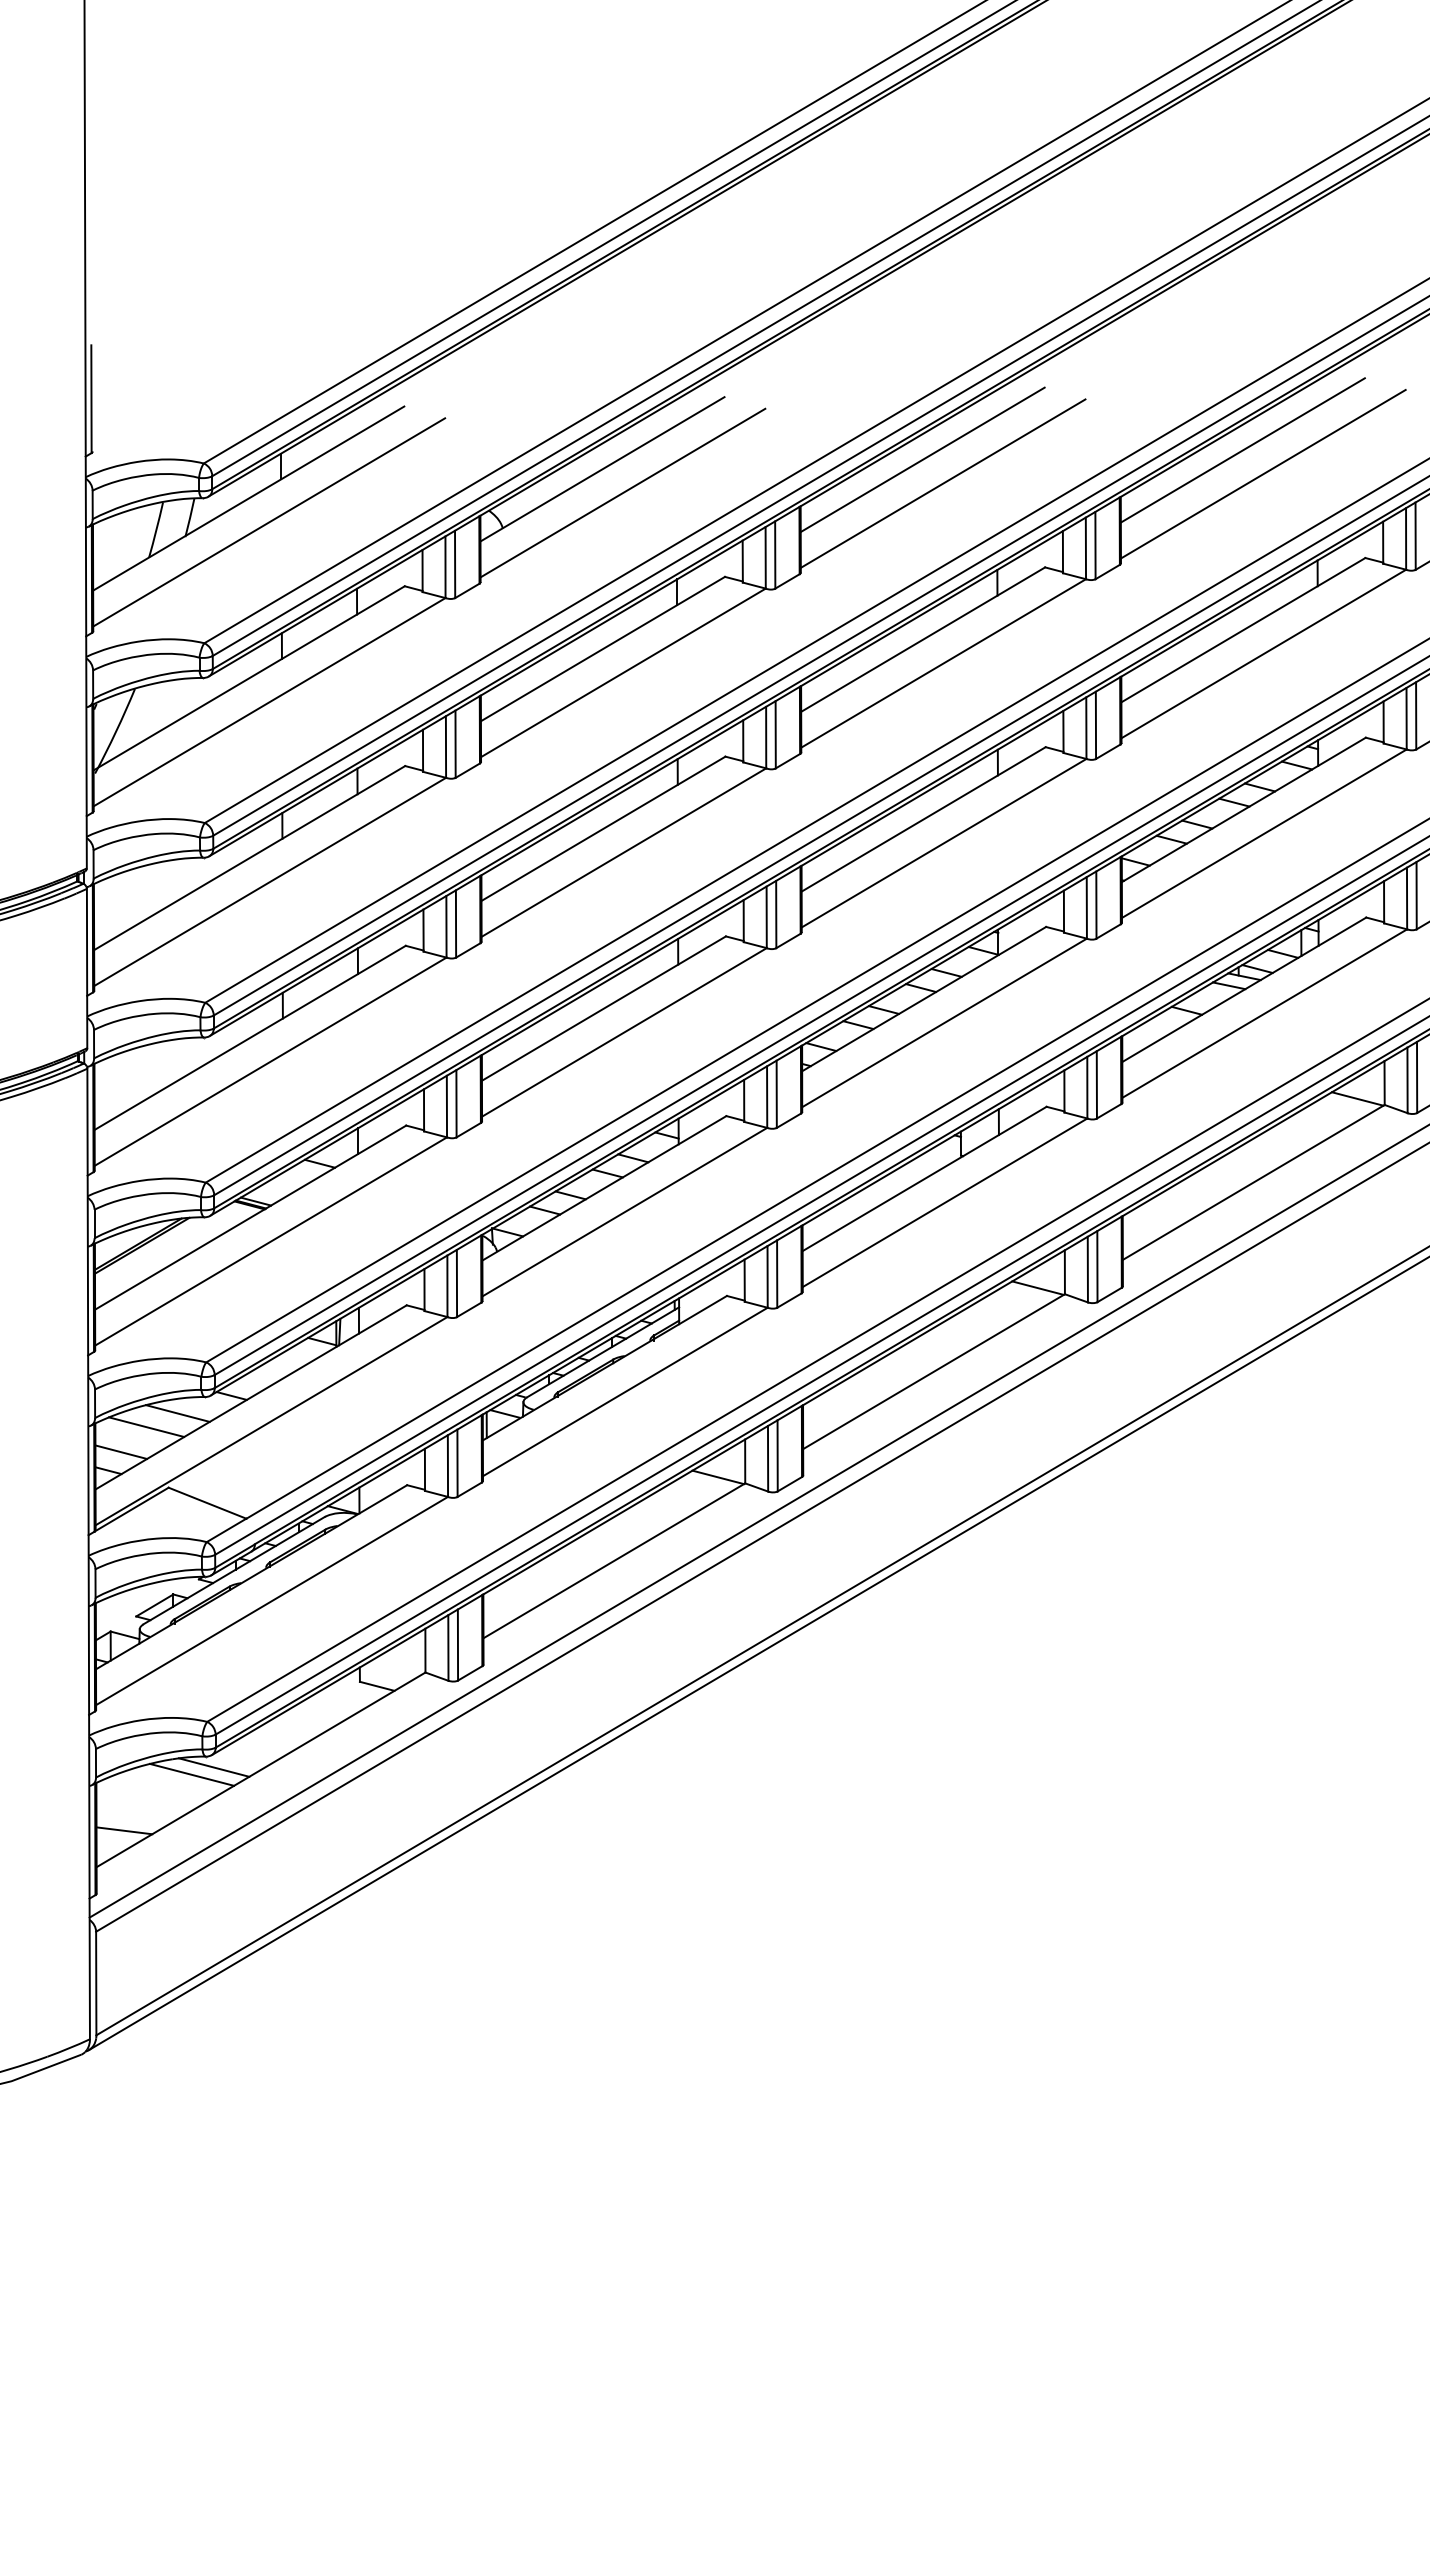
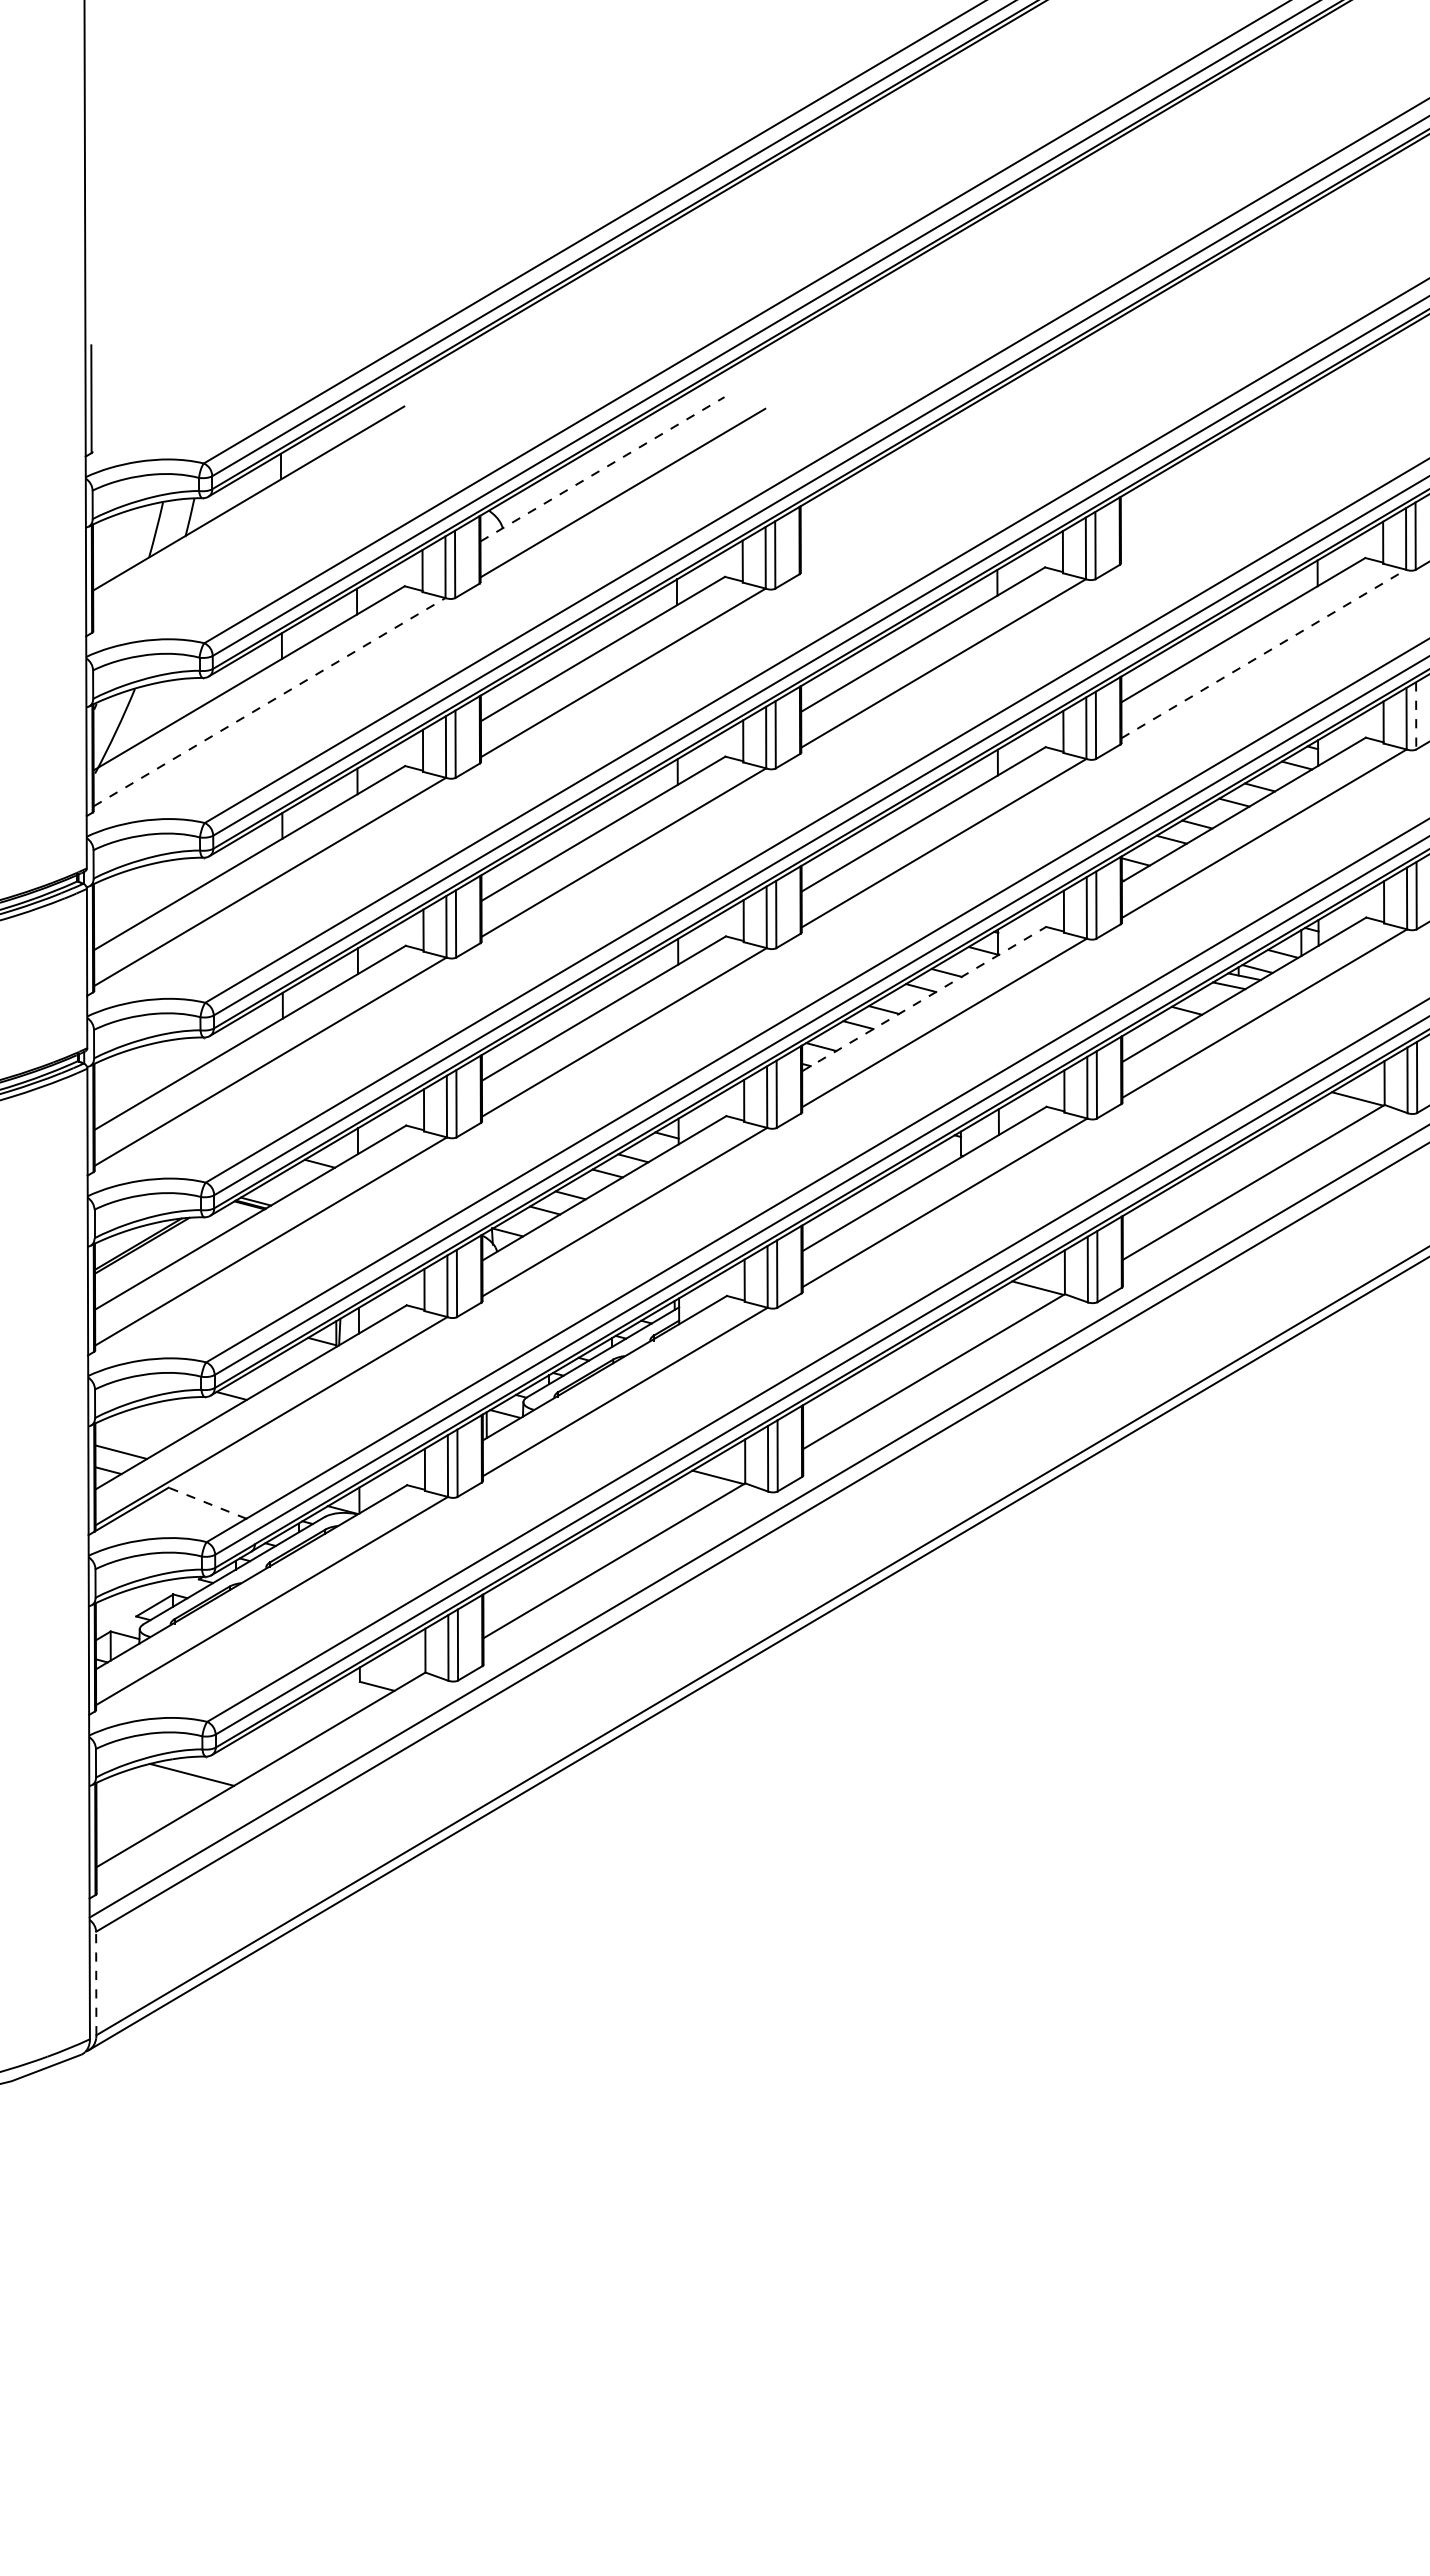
line: present -> none (1242, 450)
line: present -> none (922, 459)
line: solid -> dashed (602, 469)
line: present -> none (1262, 473)
line: present -> none (942, 483)
line: present -> none (269, 522)
line: solid -> dashed (1264, 653)
line: solid -> dashed (270, 701)
line: solid -> dashed (1416, 715)
line: solid -> dashed (924, 999)
line: present -> none (177, 1413)
line: present -> none (146, 1426)
line: solid -> dashed (207, 1503)
line: present -> none (213, 1767)
line: present -> none (124, 1830)
line: solid -> dashed (96, 1983)
